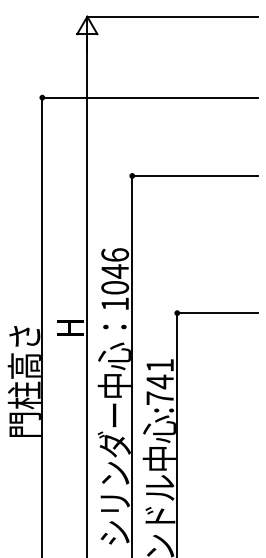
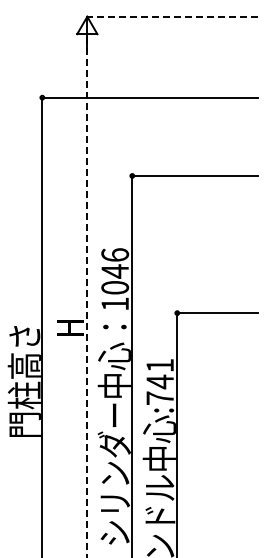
line: solid -> dashed (172, 16)
line: solid -> dashed (87, 297)
